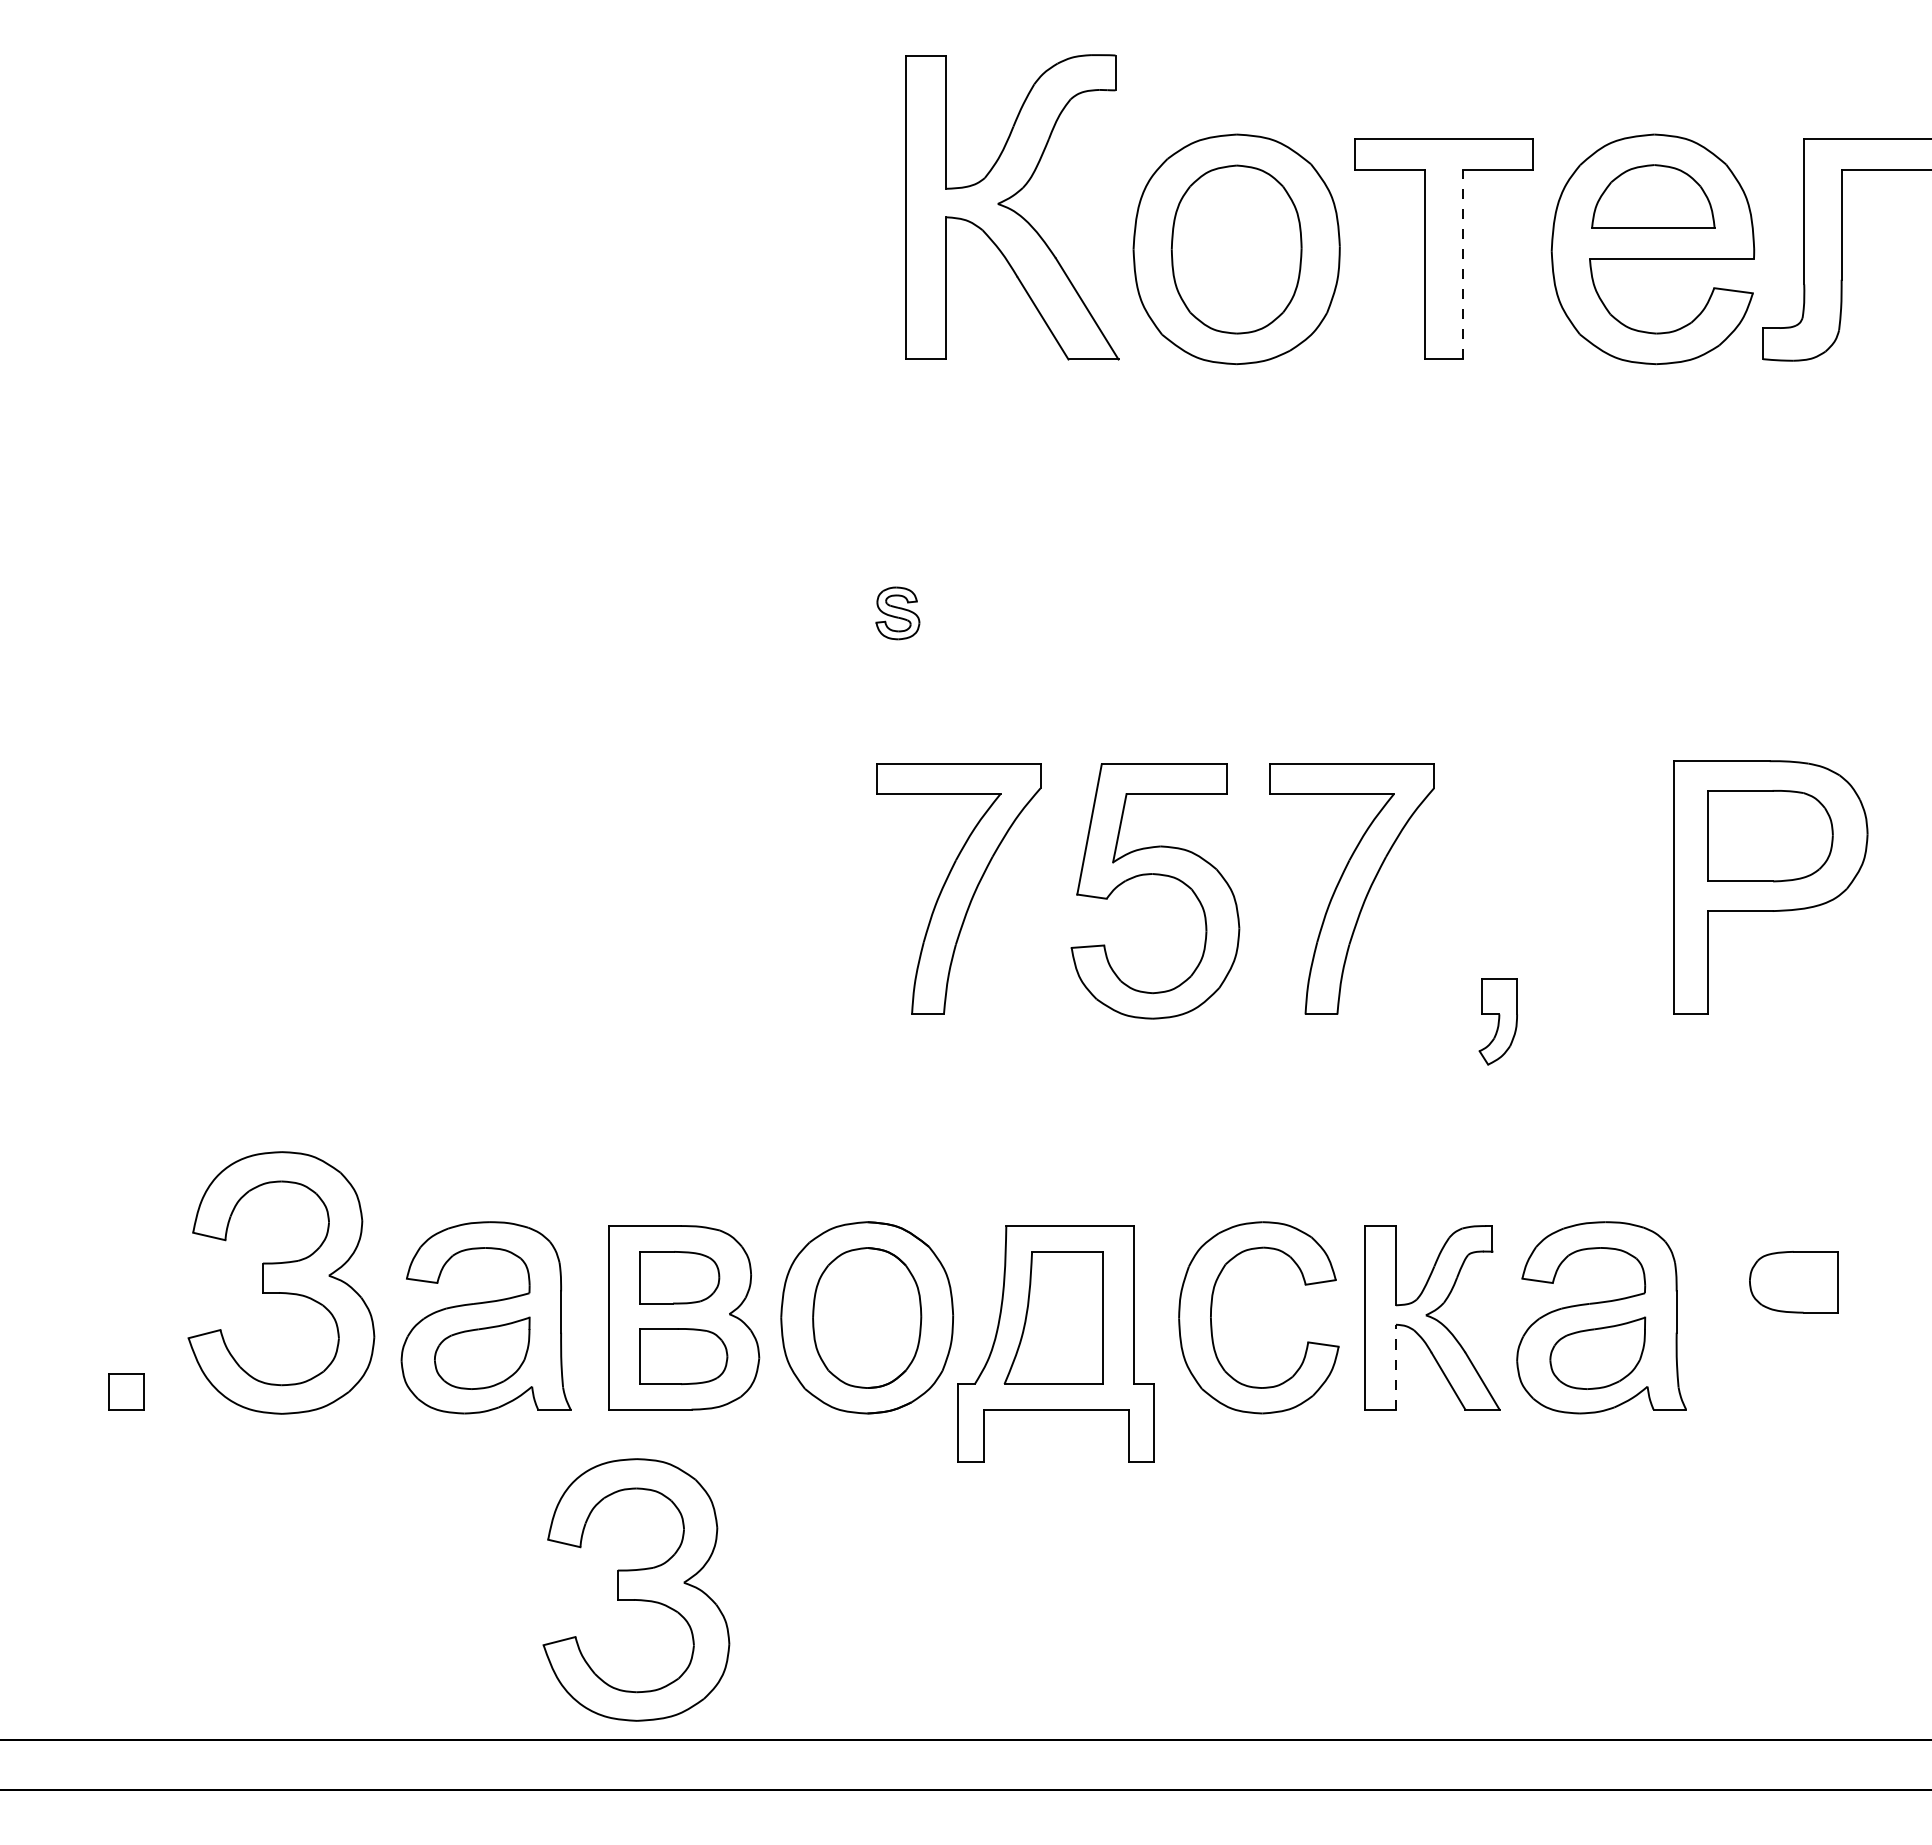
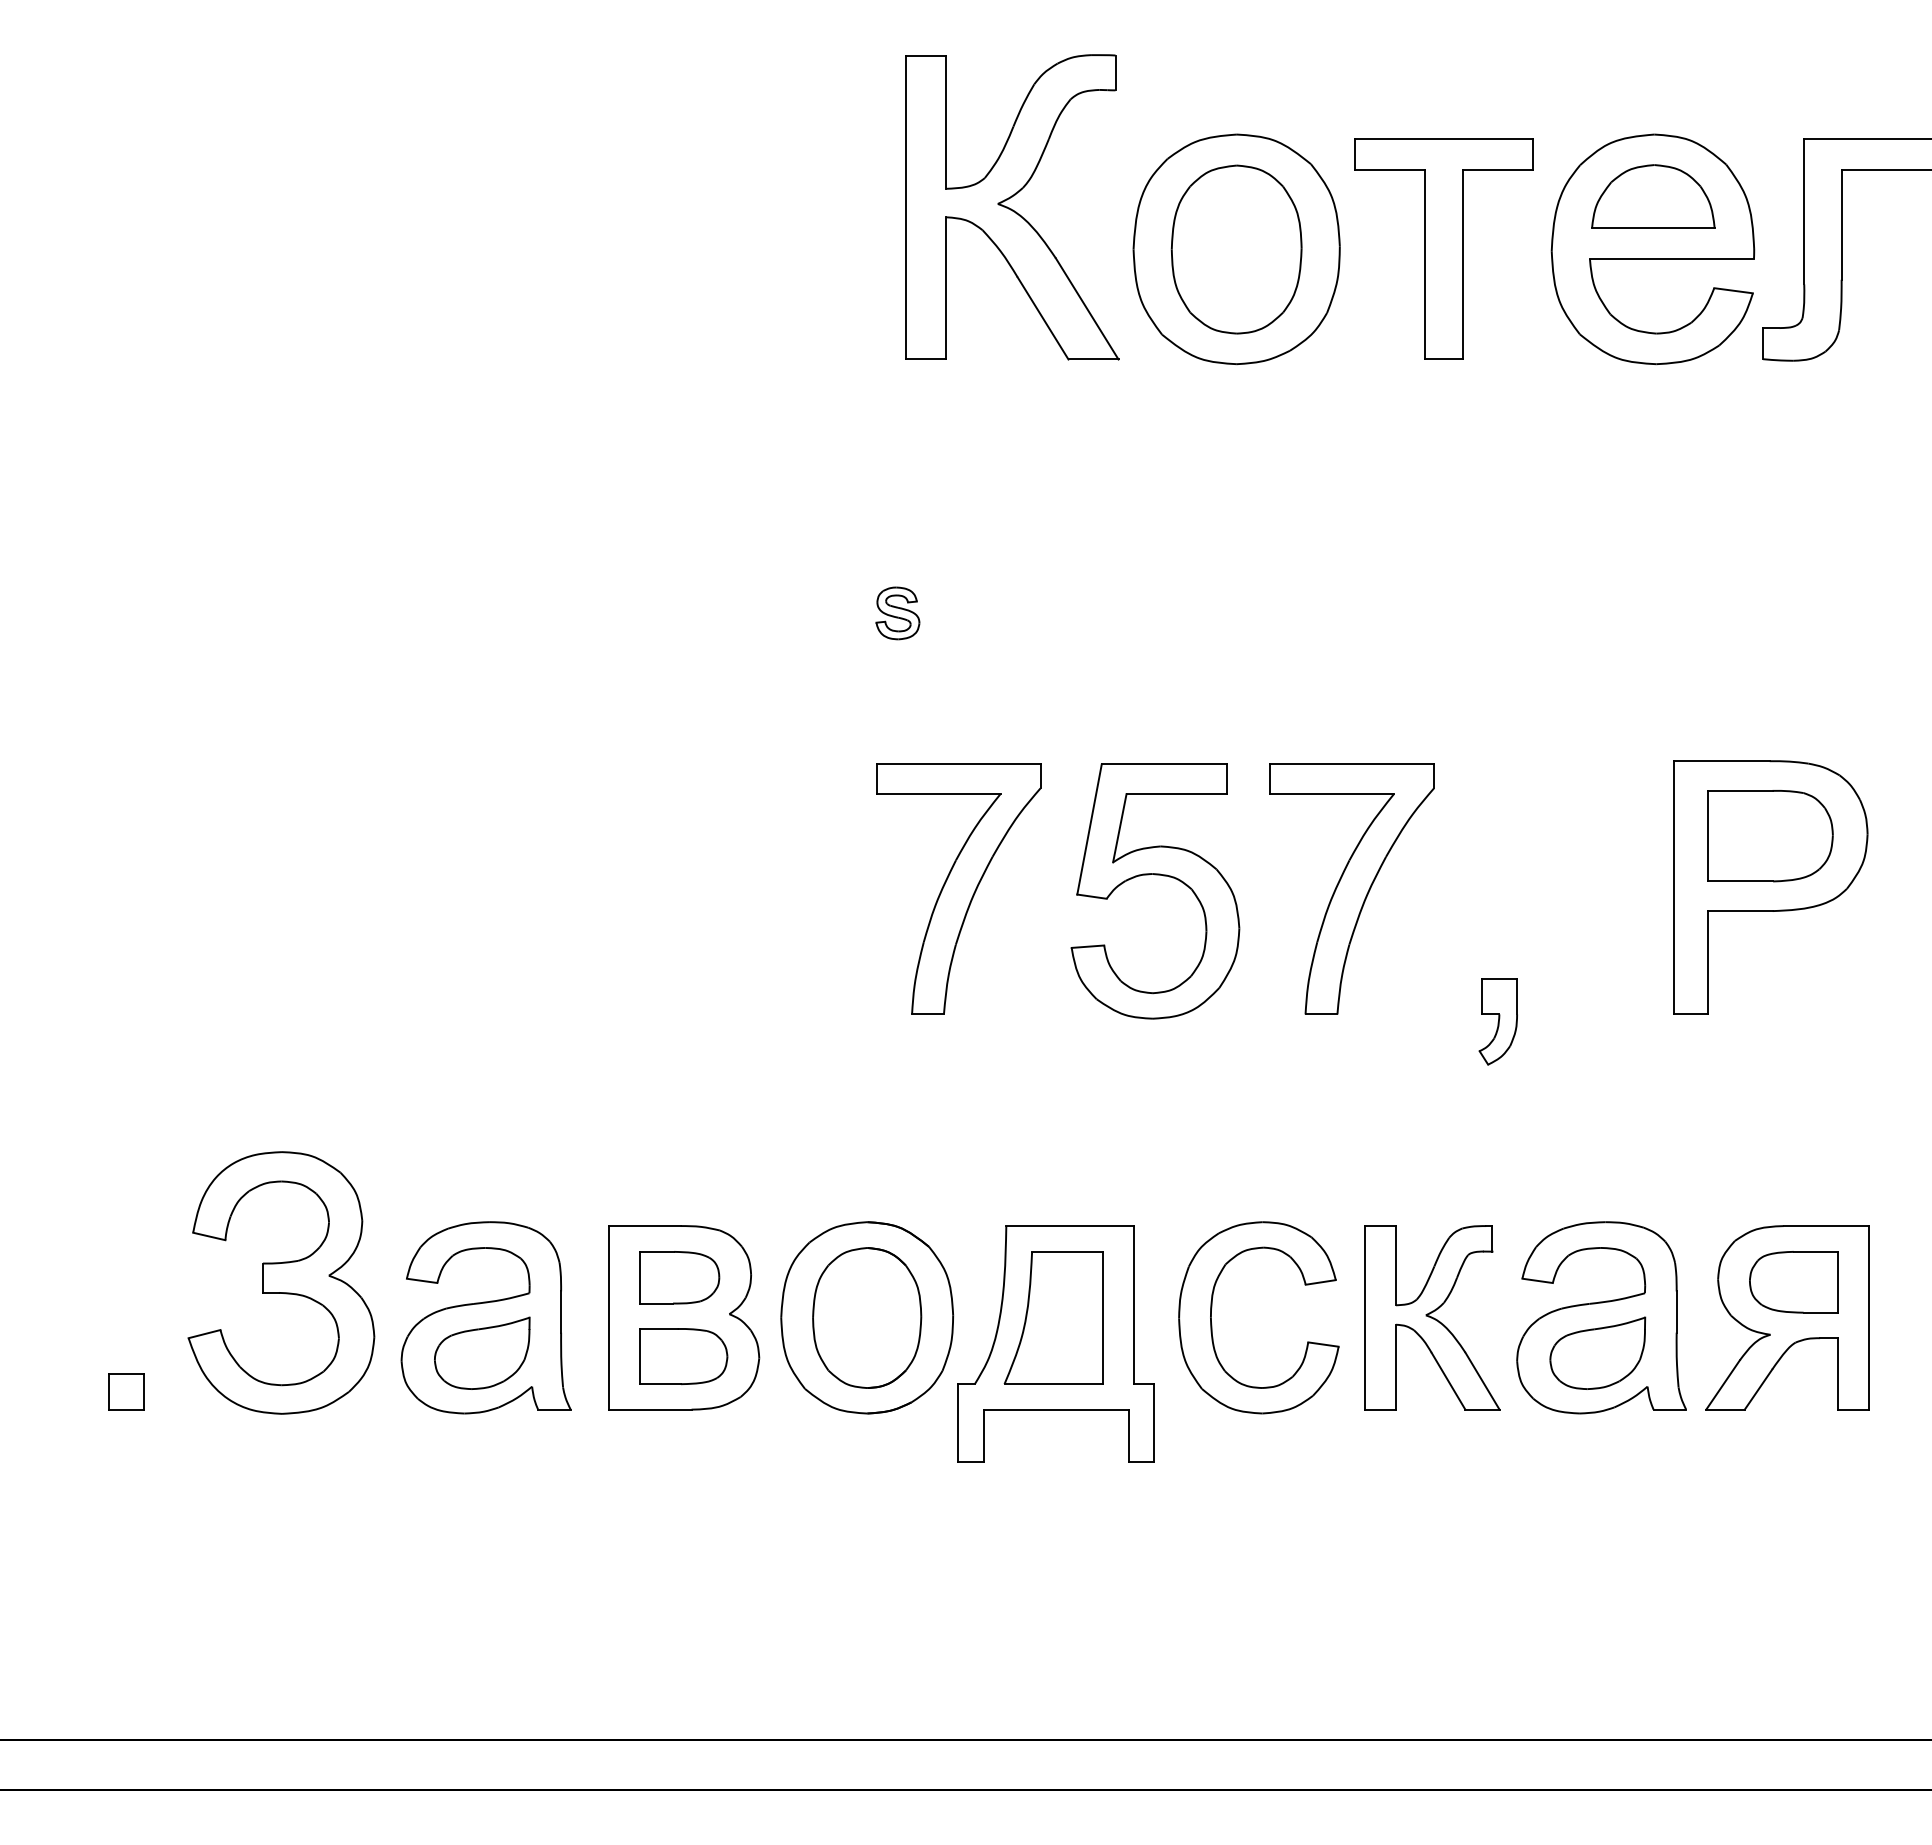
line: dashed -> solid (1462, 264)
part: none -> present (1787, 1317)
line: dashed -> solid (1395, 1366)
part: present -> none (636, 1589)
